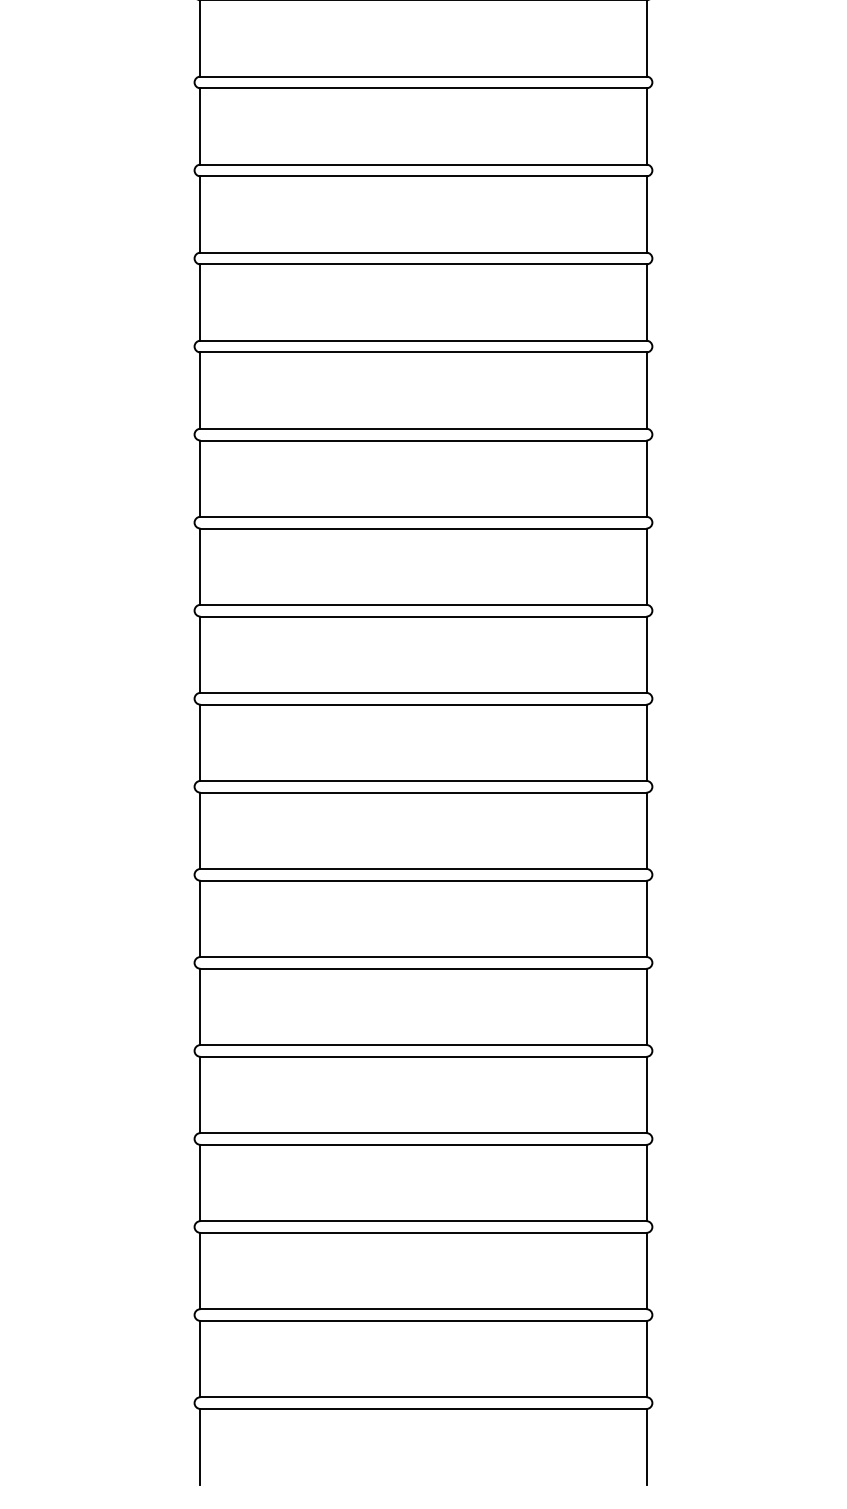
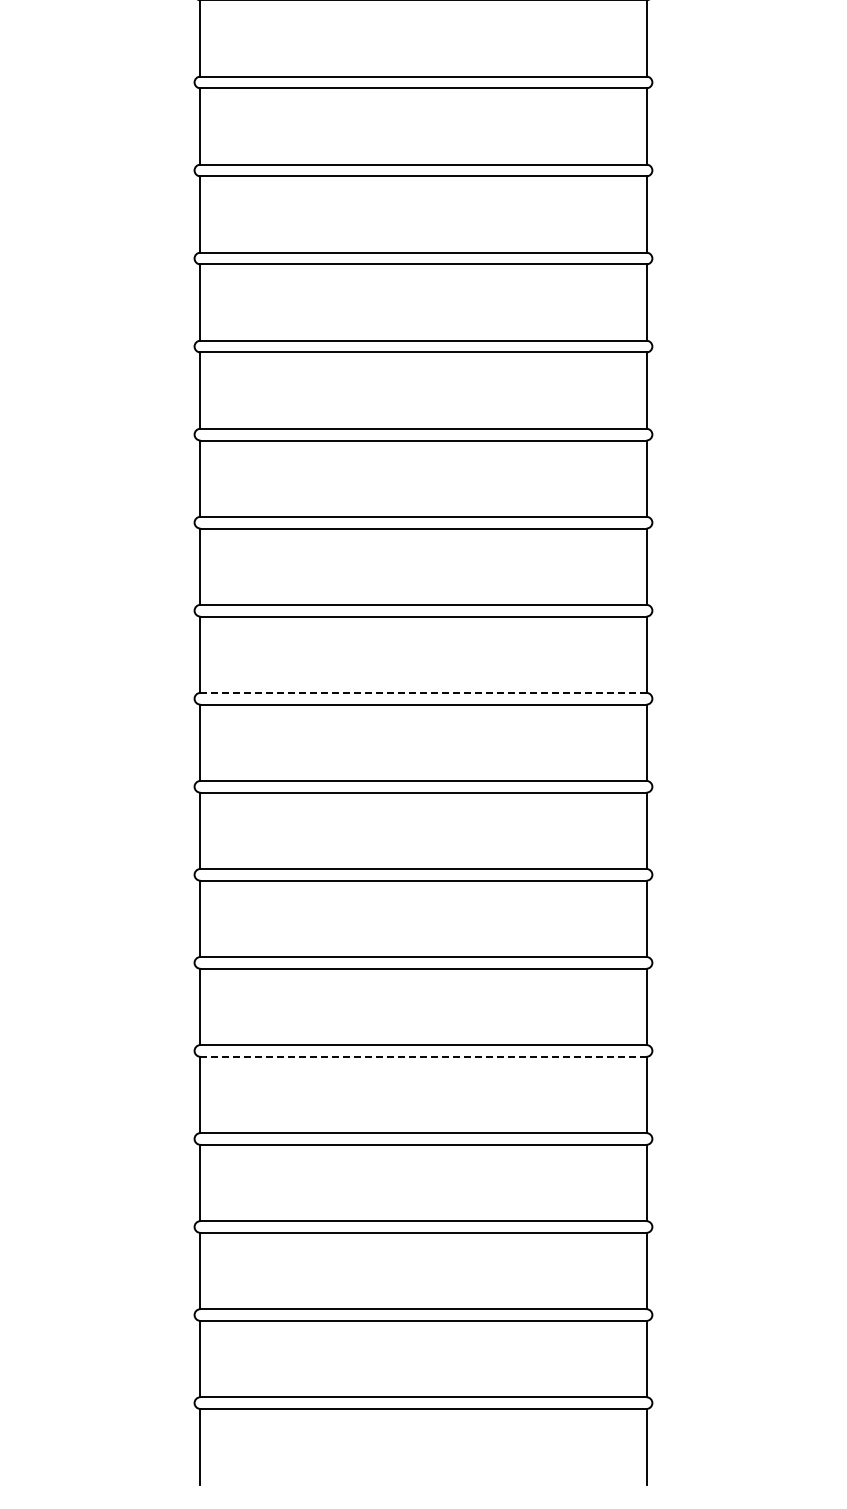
line: solid -> dashed (422, 692)
line: solid -> dashed (423, 1056)
